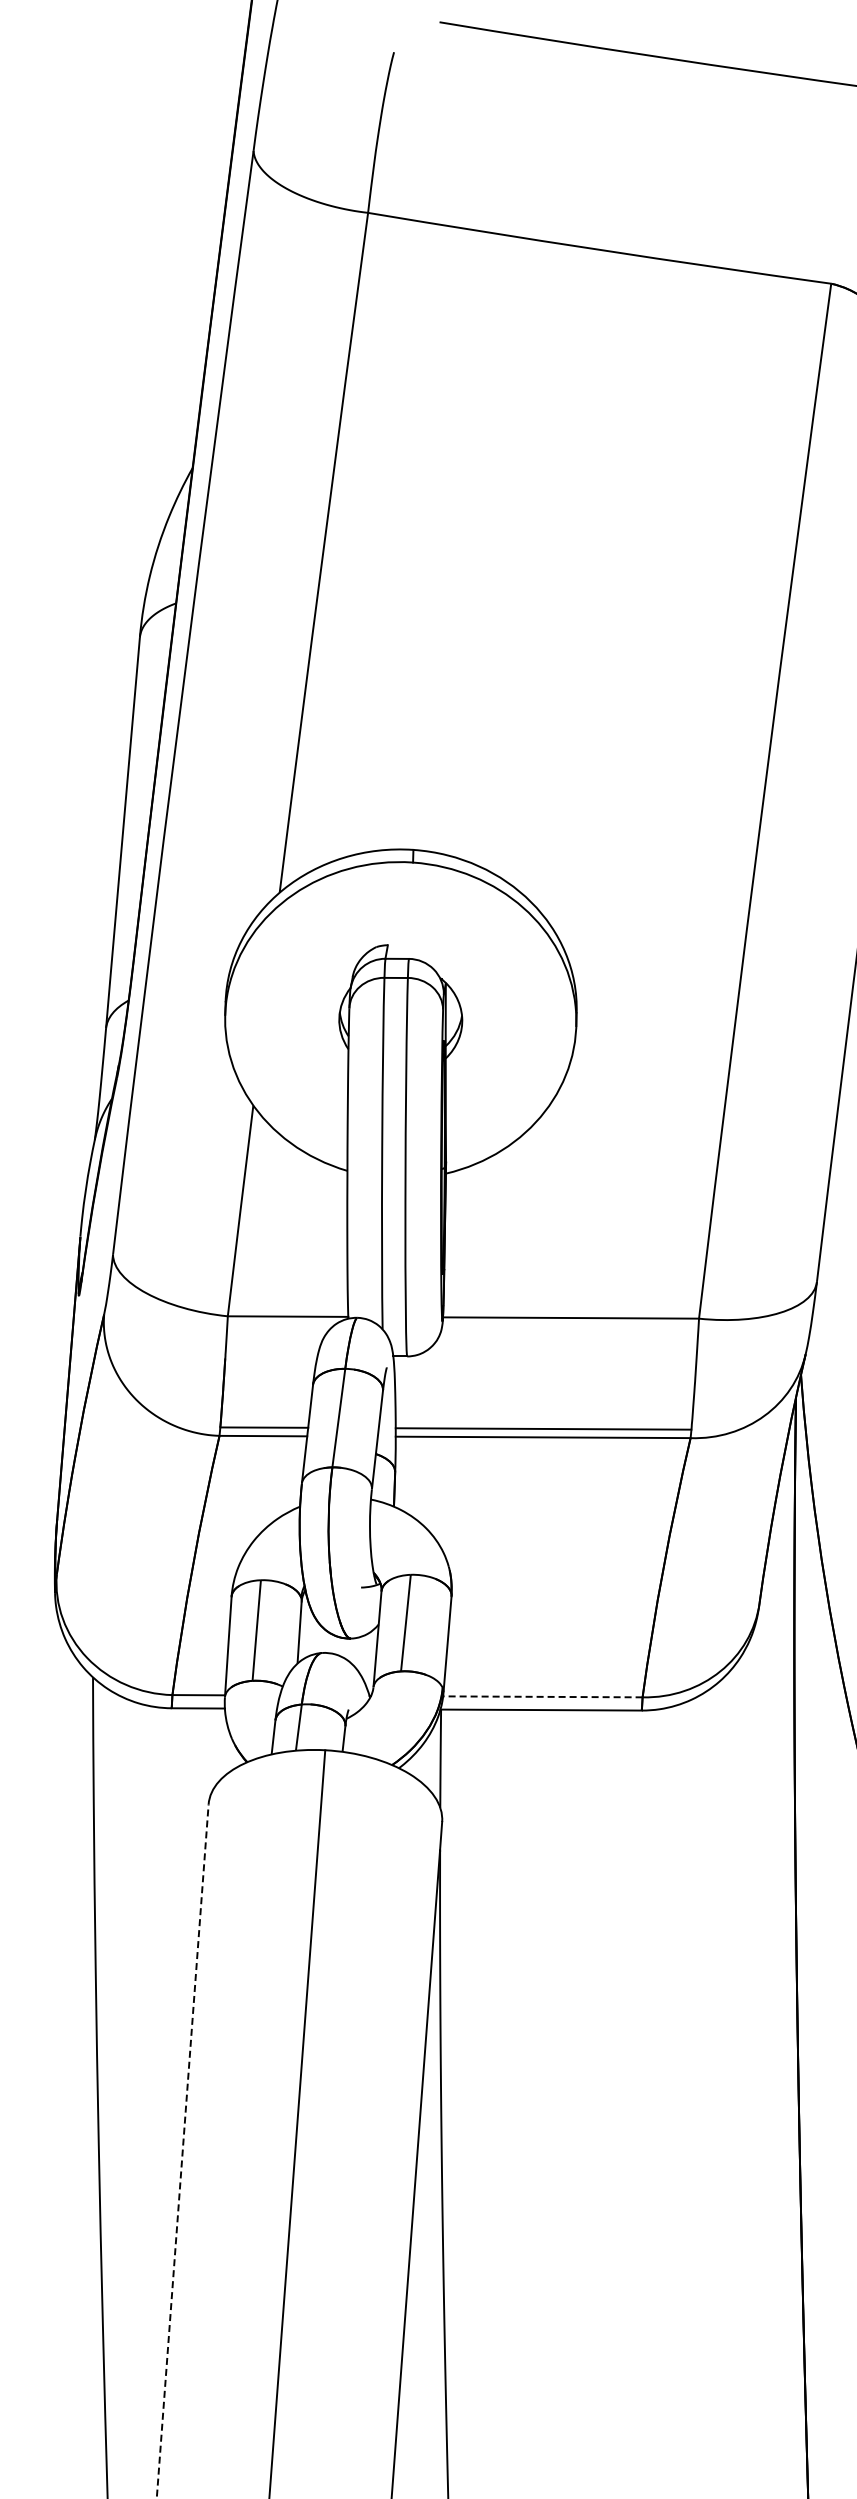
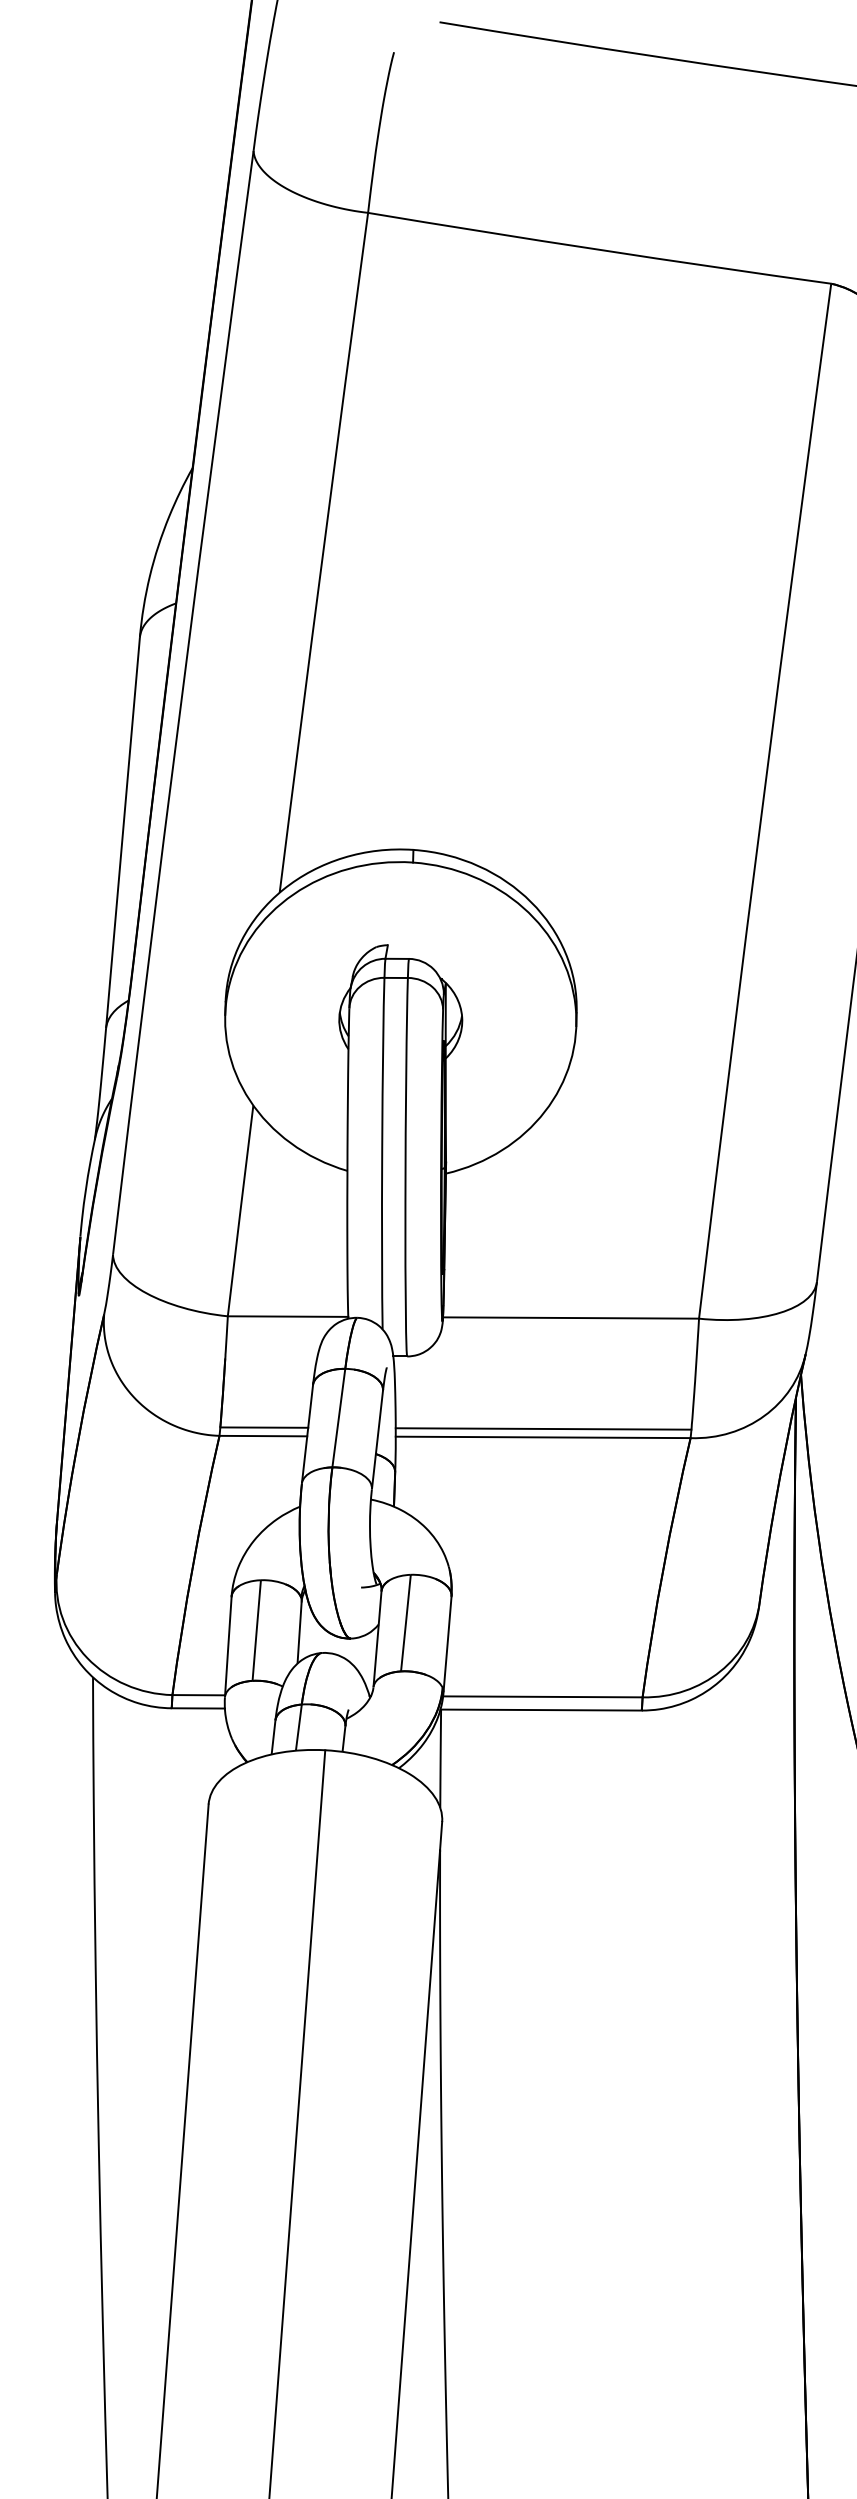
line: dashed -> solid (542, 1696)
line: dashed -> solid (182, 2151)
